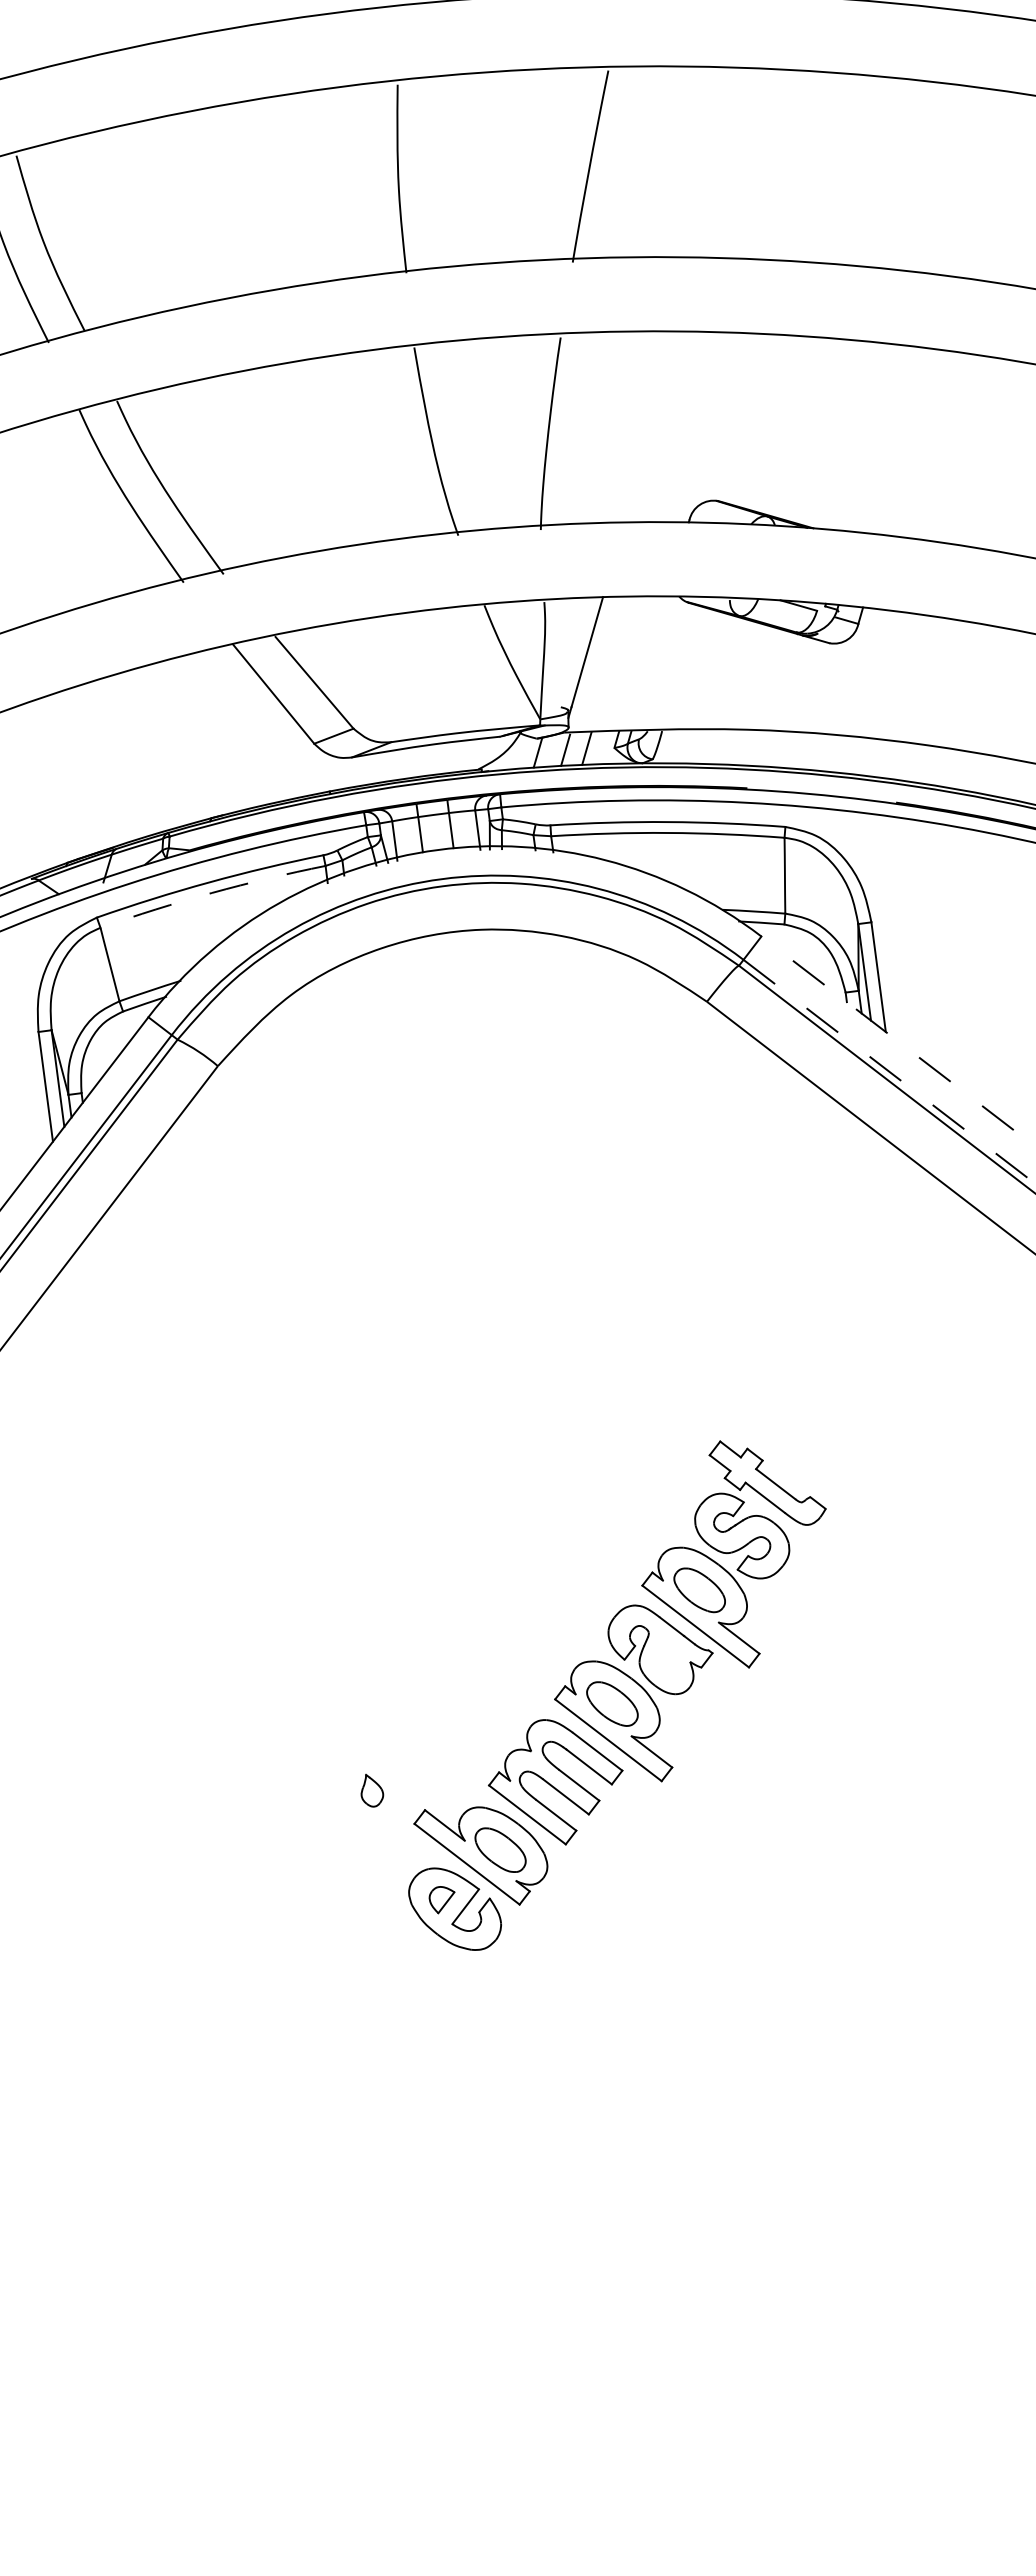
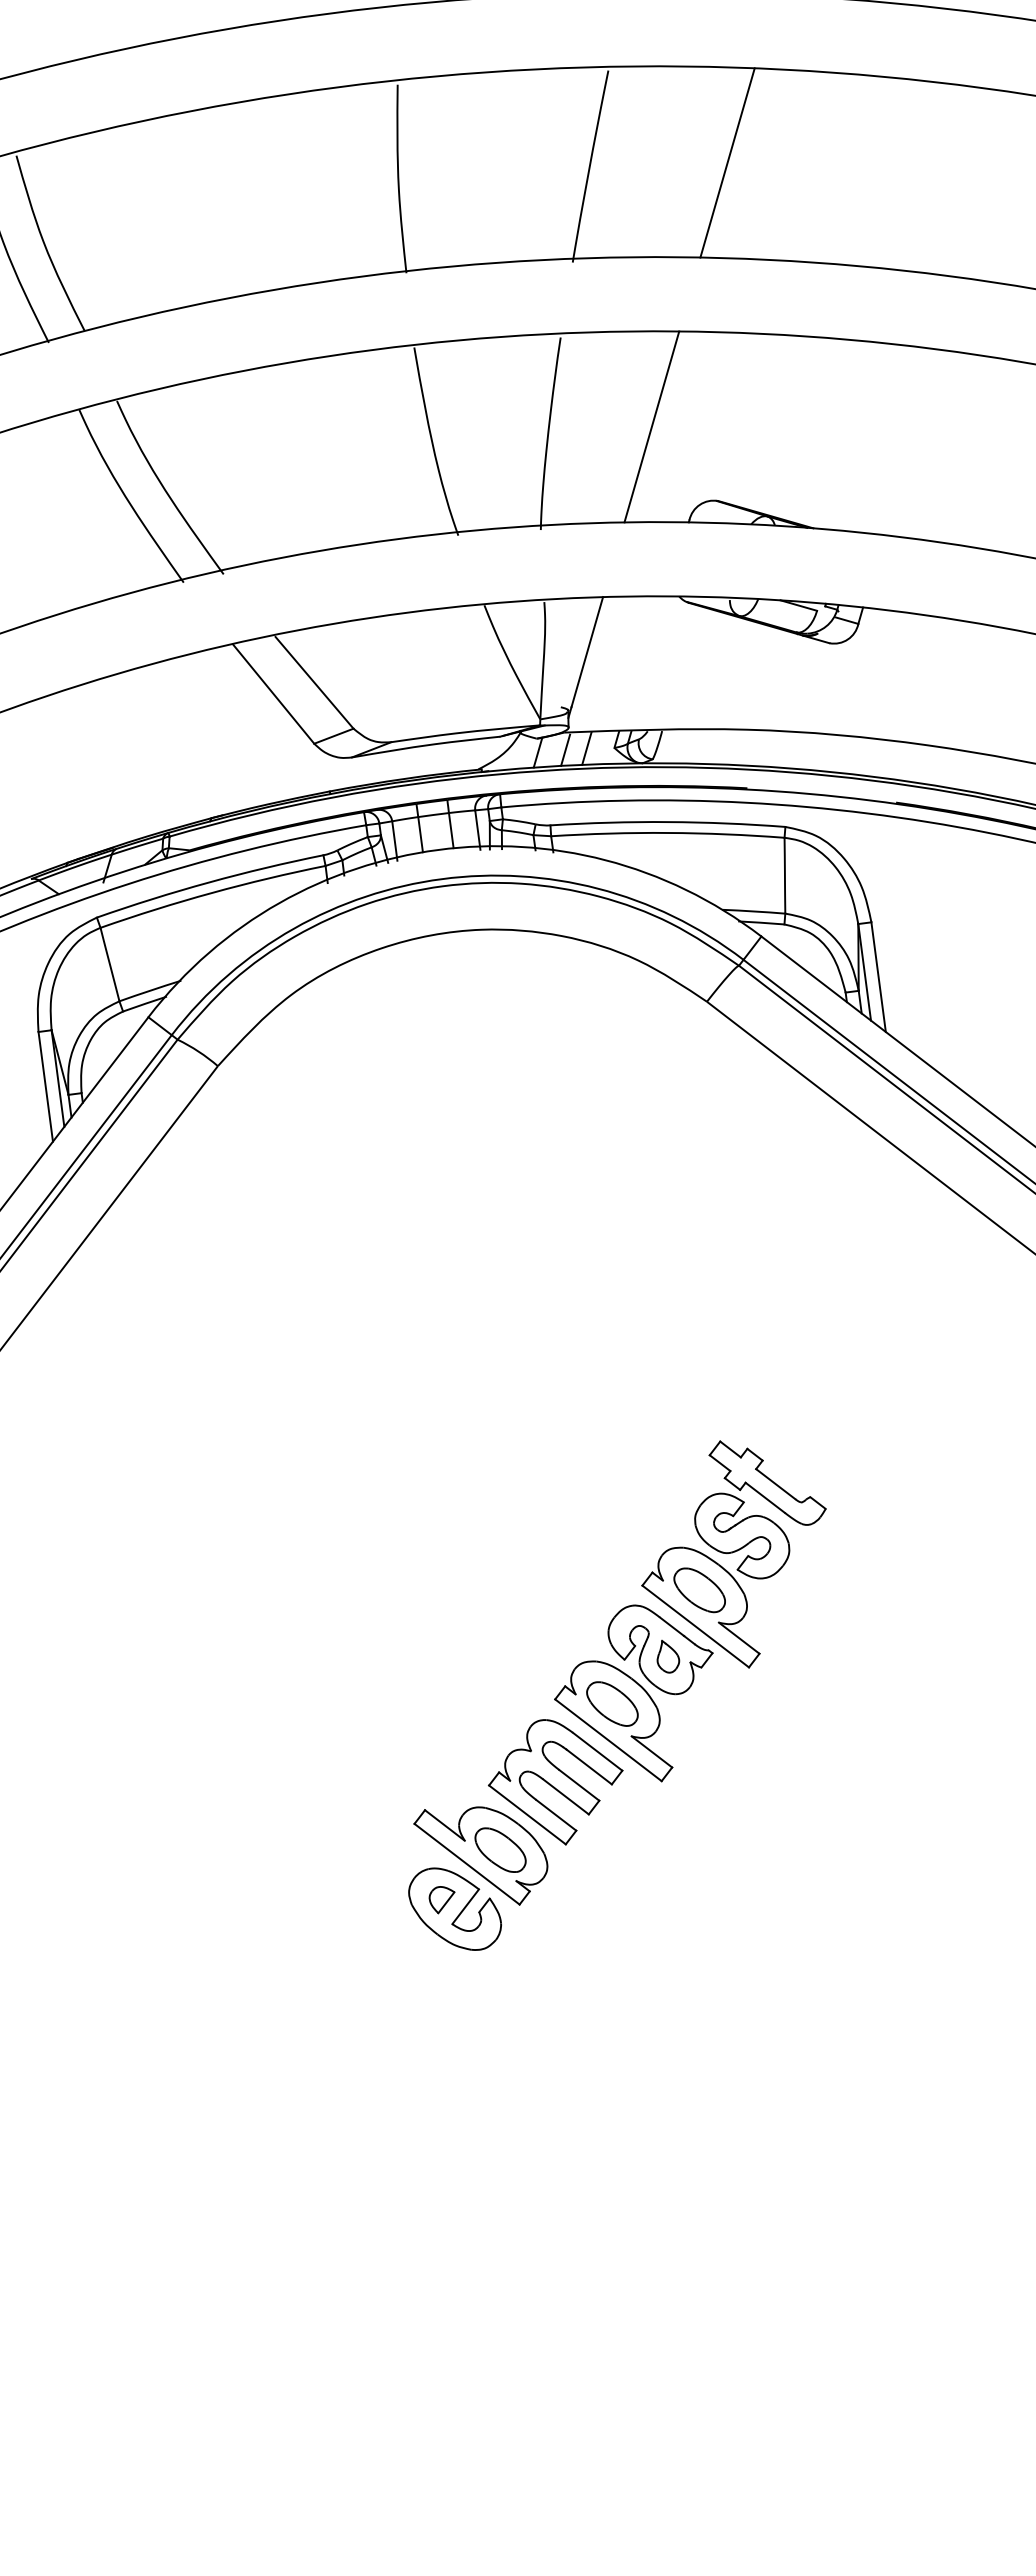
line: none -> present (727, 162)
line: none -> present (651, 426)
arc: dashed -> solid (211, 892)
line: dashed -> solid (898, 1041)
line: dashed -> solid (889, 1071)
part position: (372, 1790) -> (668, 1656) (668, 1656)
